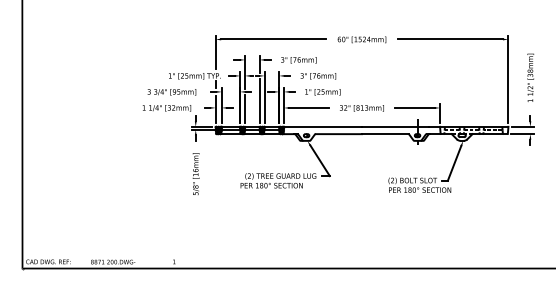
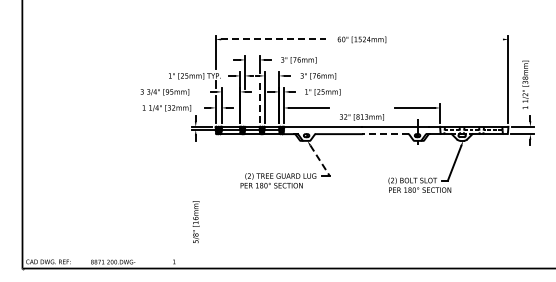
line: solid -> dashed (273, 39)
line: present -> none (449, 39)
text position: (530, 77) -> (525, 84) (525, 84)
text position: (171, 92) -> (164, 92) (164, 92)
line: solid -> dashed (259, 100)
line: present -> none (245, 108)
text position: (361, 108) -> (361, 117) (361, 117)
line: solid -> dashed (384, 134)
line: solid -> dashed (320, 161)
text position: (195, 173) -> (195, 221) (195, 221)
